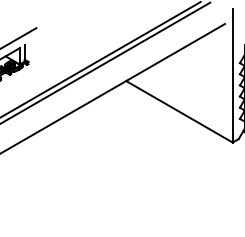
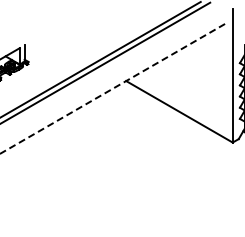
line: present -> none (19, 37)
line: solid -> dashed (112, 88)
